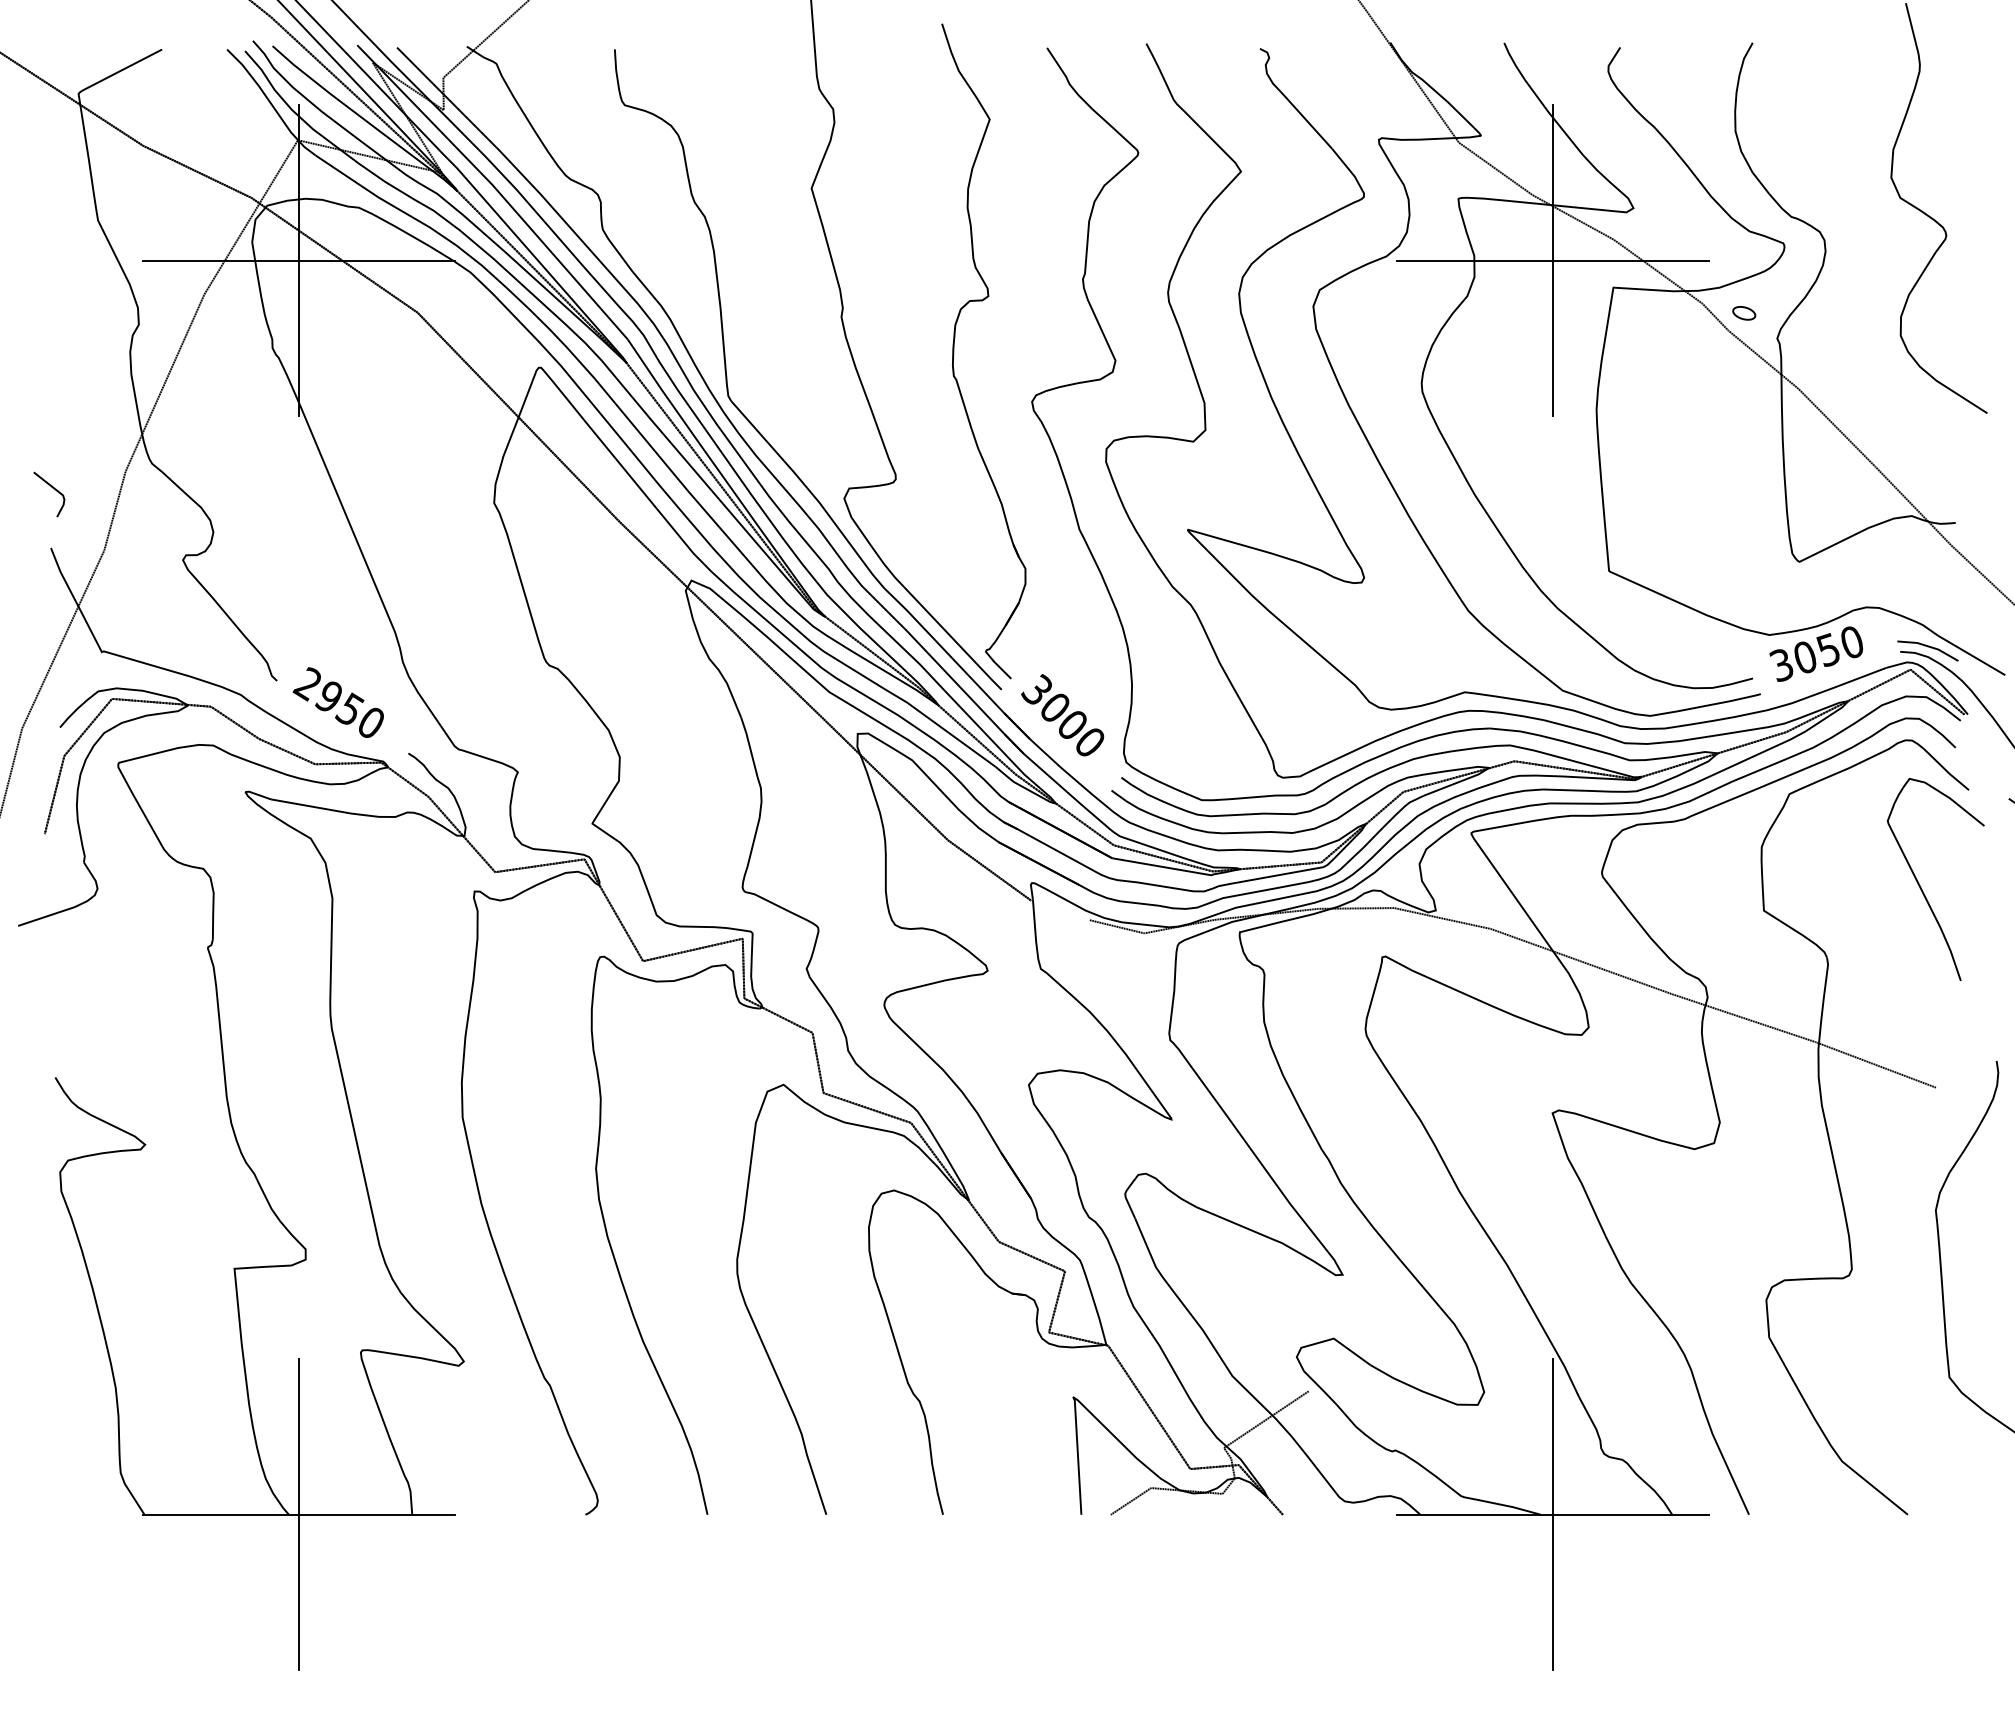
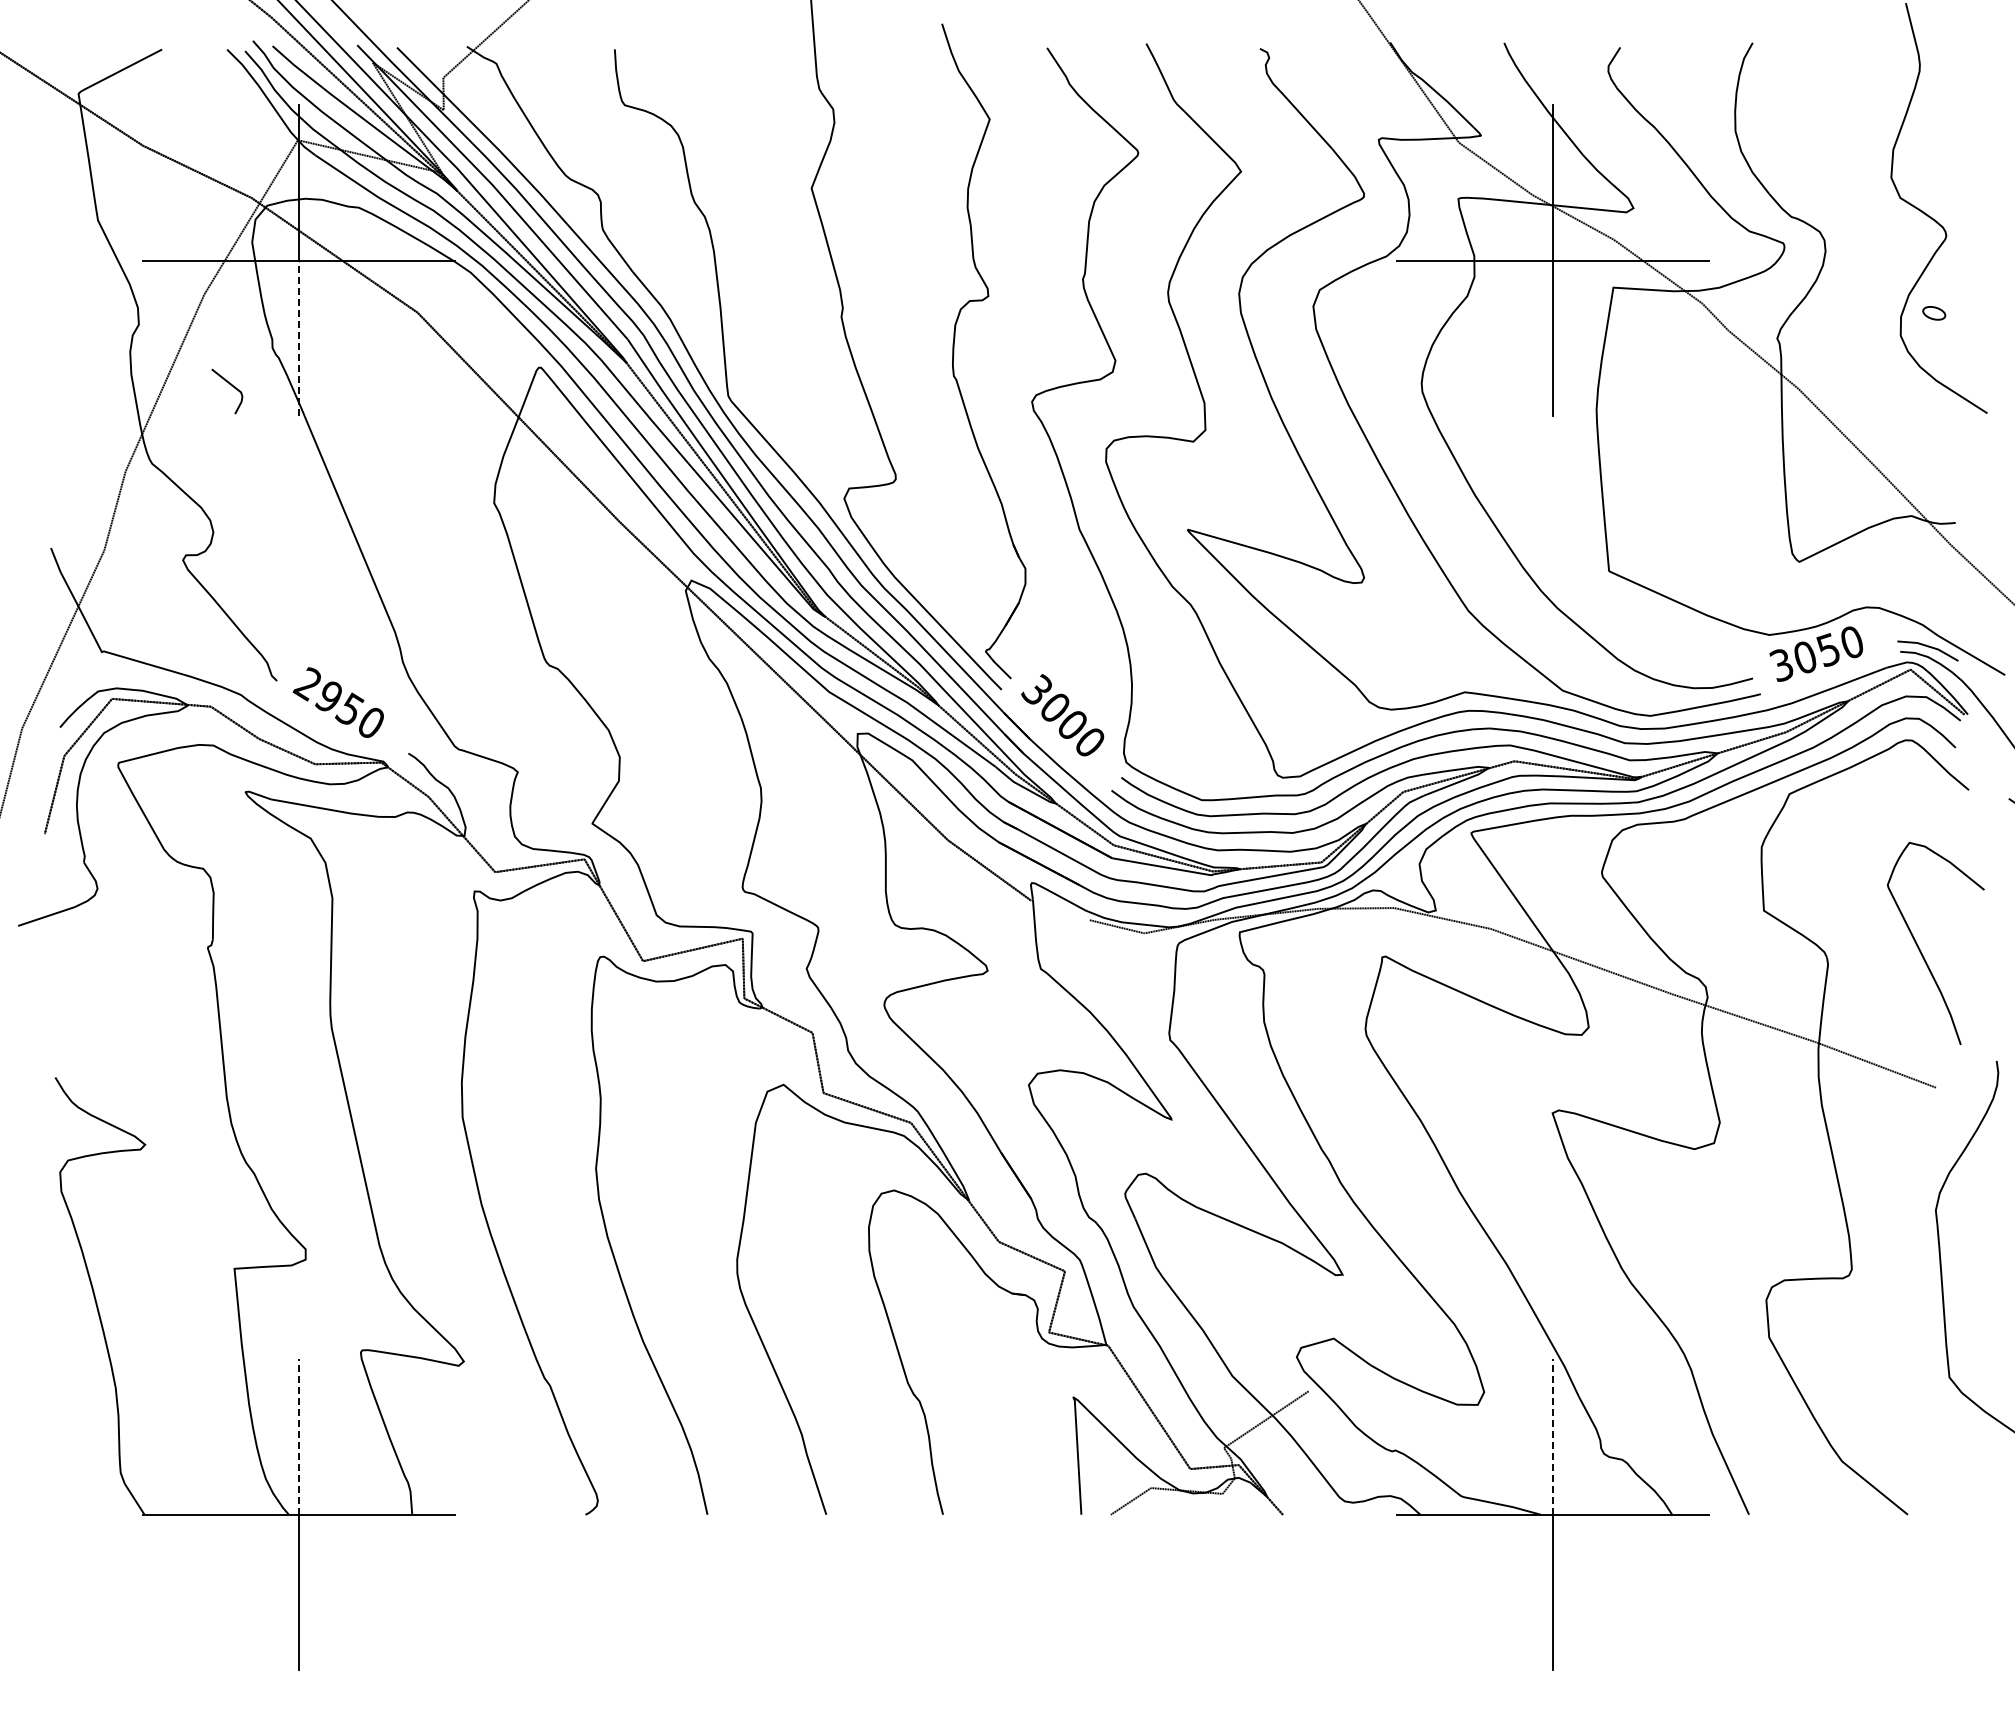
part position: (1744, 313) -> (1934, 313) (1934, 313)
line: solid -> dashed (298, 338)
line position: (53, 489) -> (231, 386) (231, 386)
curve position: (1920, 885) -> (1920, 949) (1920, 949)
line: solid -> dashed (298, 1436)
line: solid -> dashed (1552, 1436)
